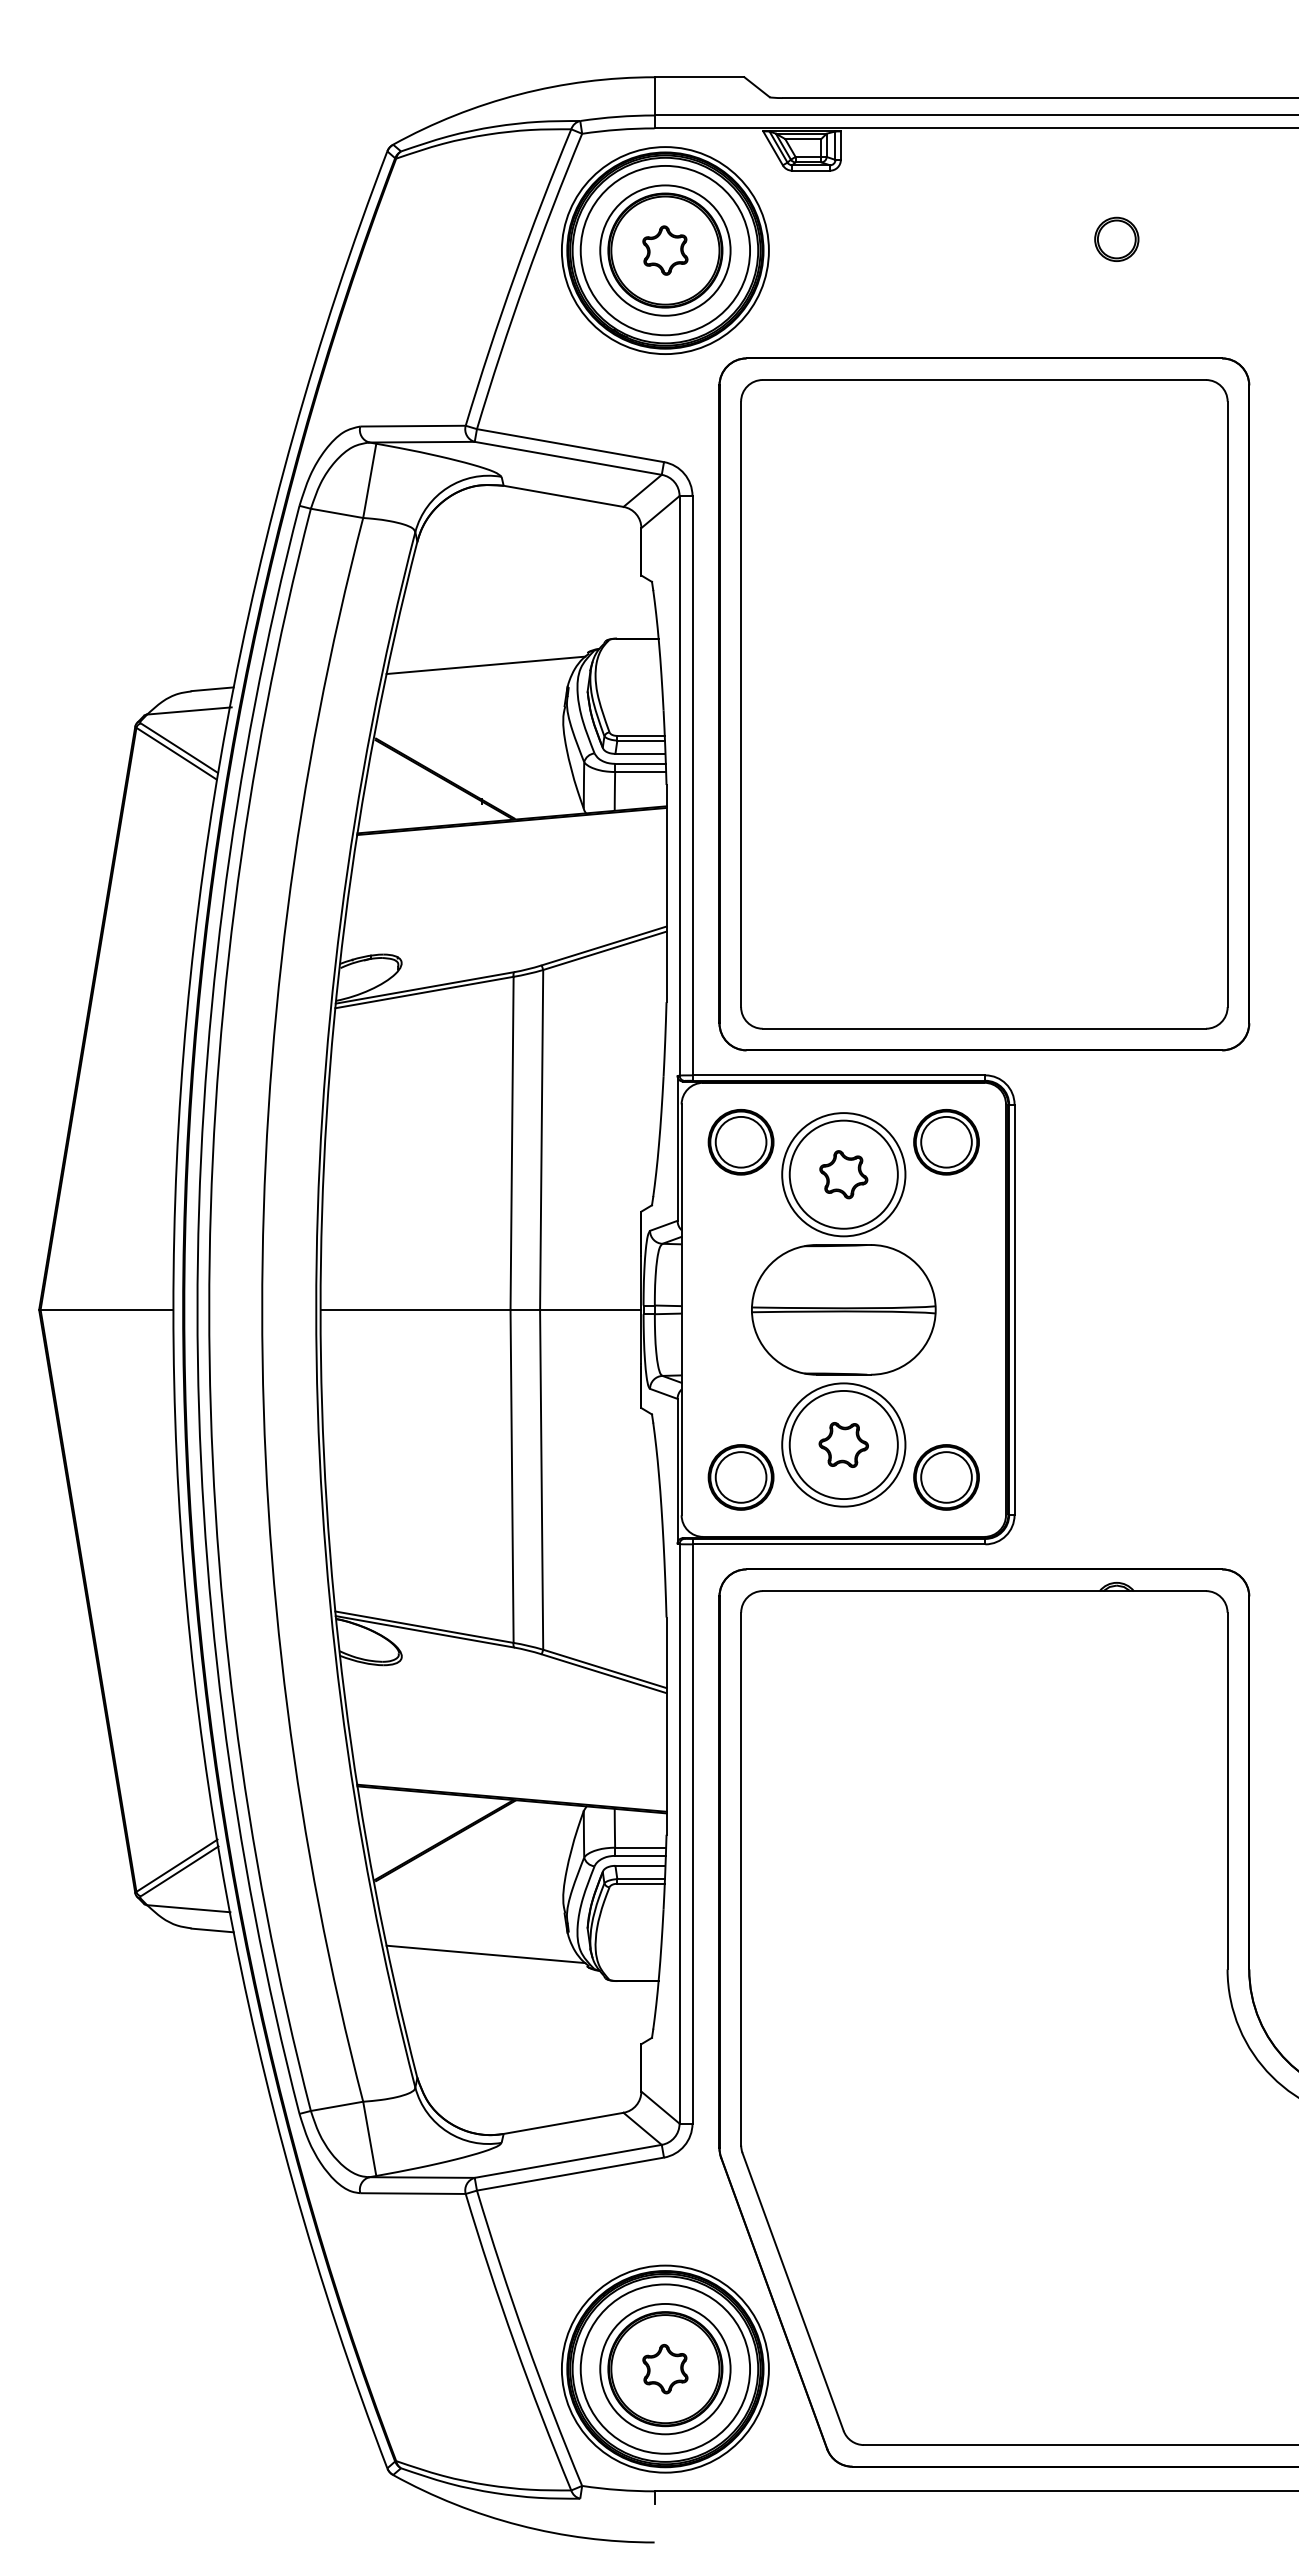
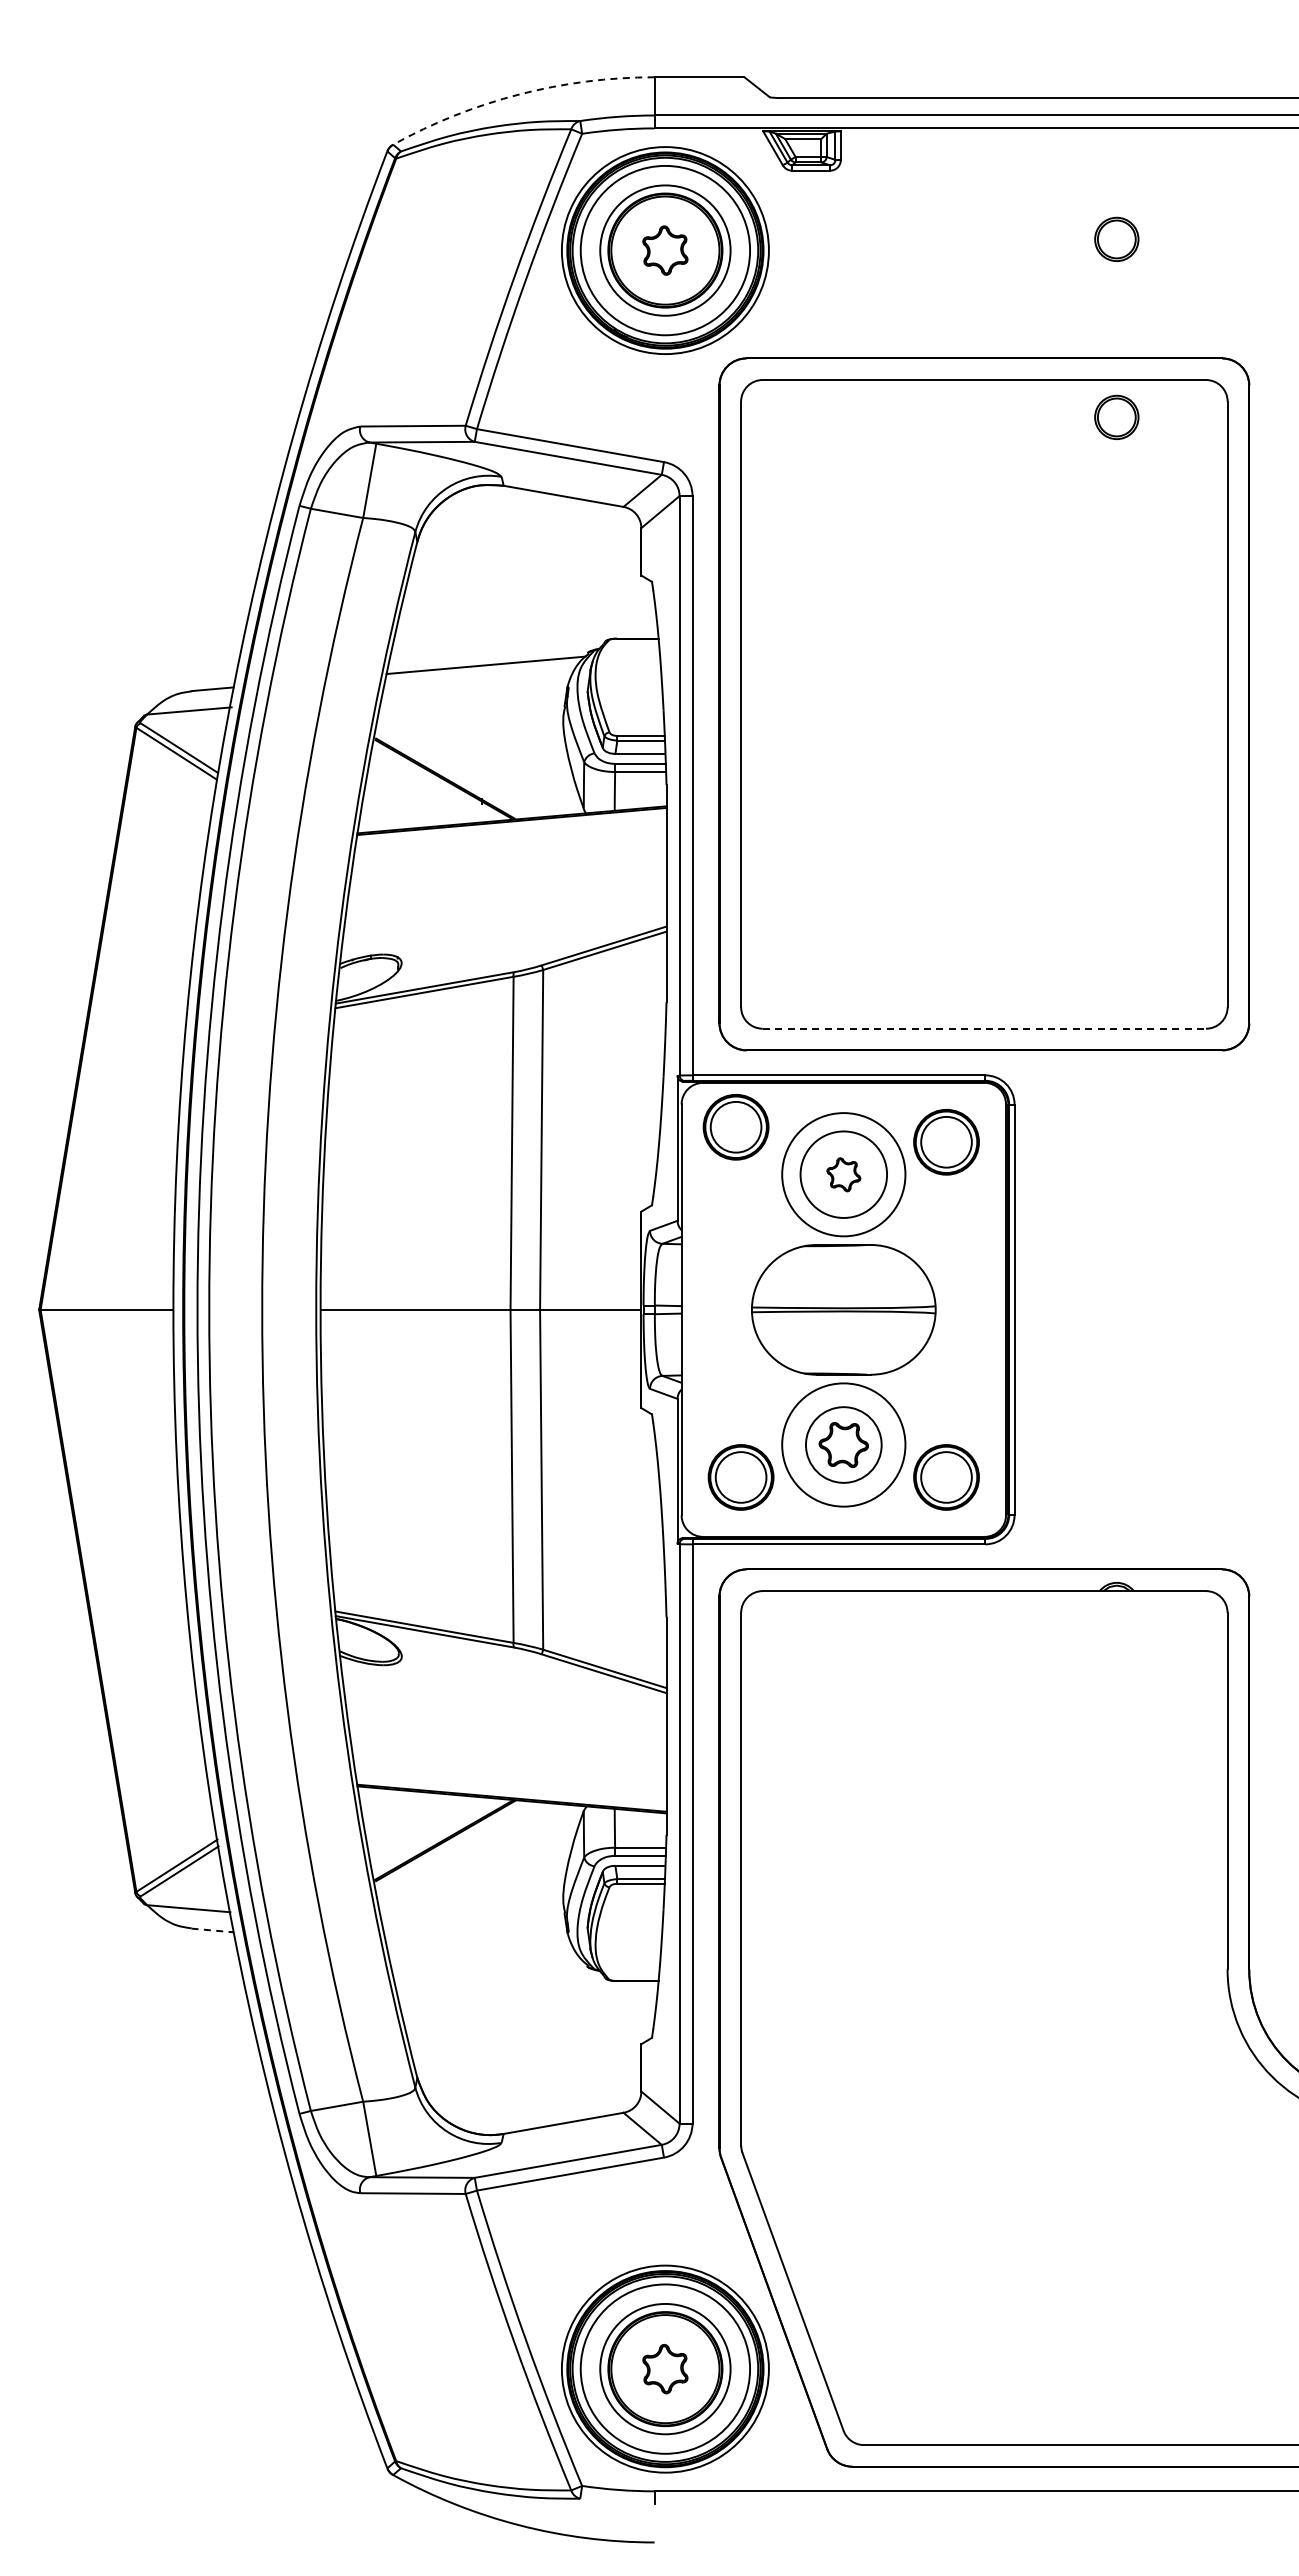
arc: solid -> dashed (519, 94)
part: none -> present (1116, 416)
line: solid -> dashed (984, 1028)
part position: (740, 1142) -> (735, 1127) (735, 1127)
circle diameter: 108 px -> 86 px (843, 1174)
part size: 50x50 px -> 36x36 px (843, 1174)
circle diameter: 108 px -> 76 px (843, 1444)
line: solid -> dashed (213, 1930)
line: present -> none (485, 1954)
